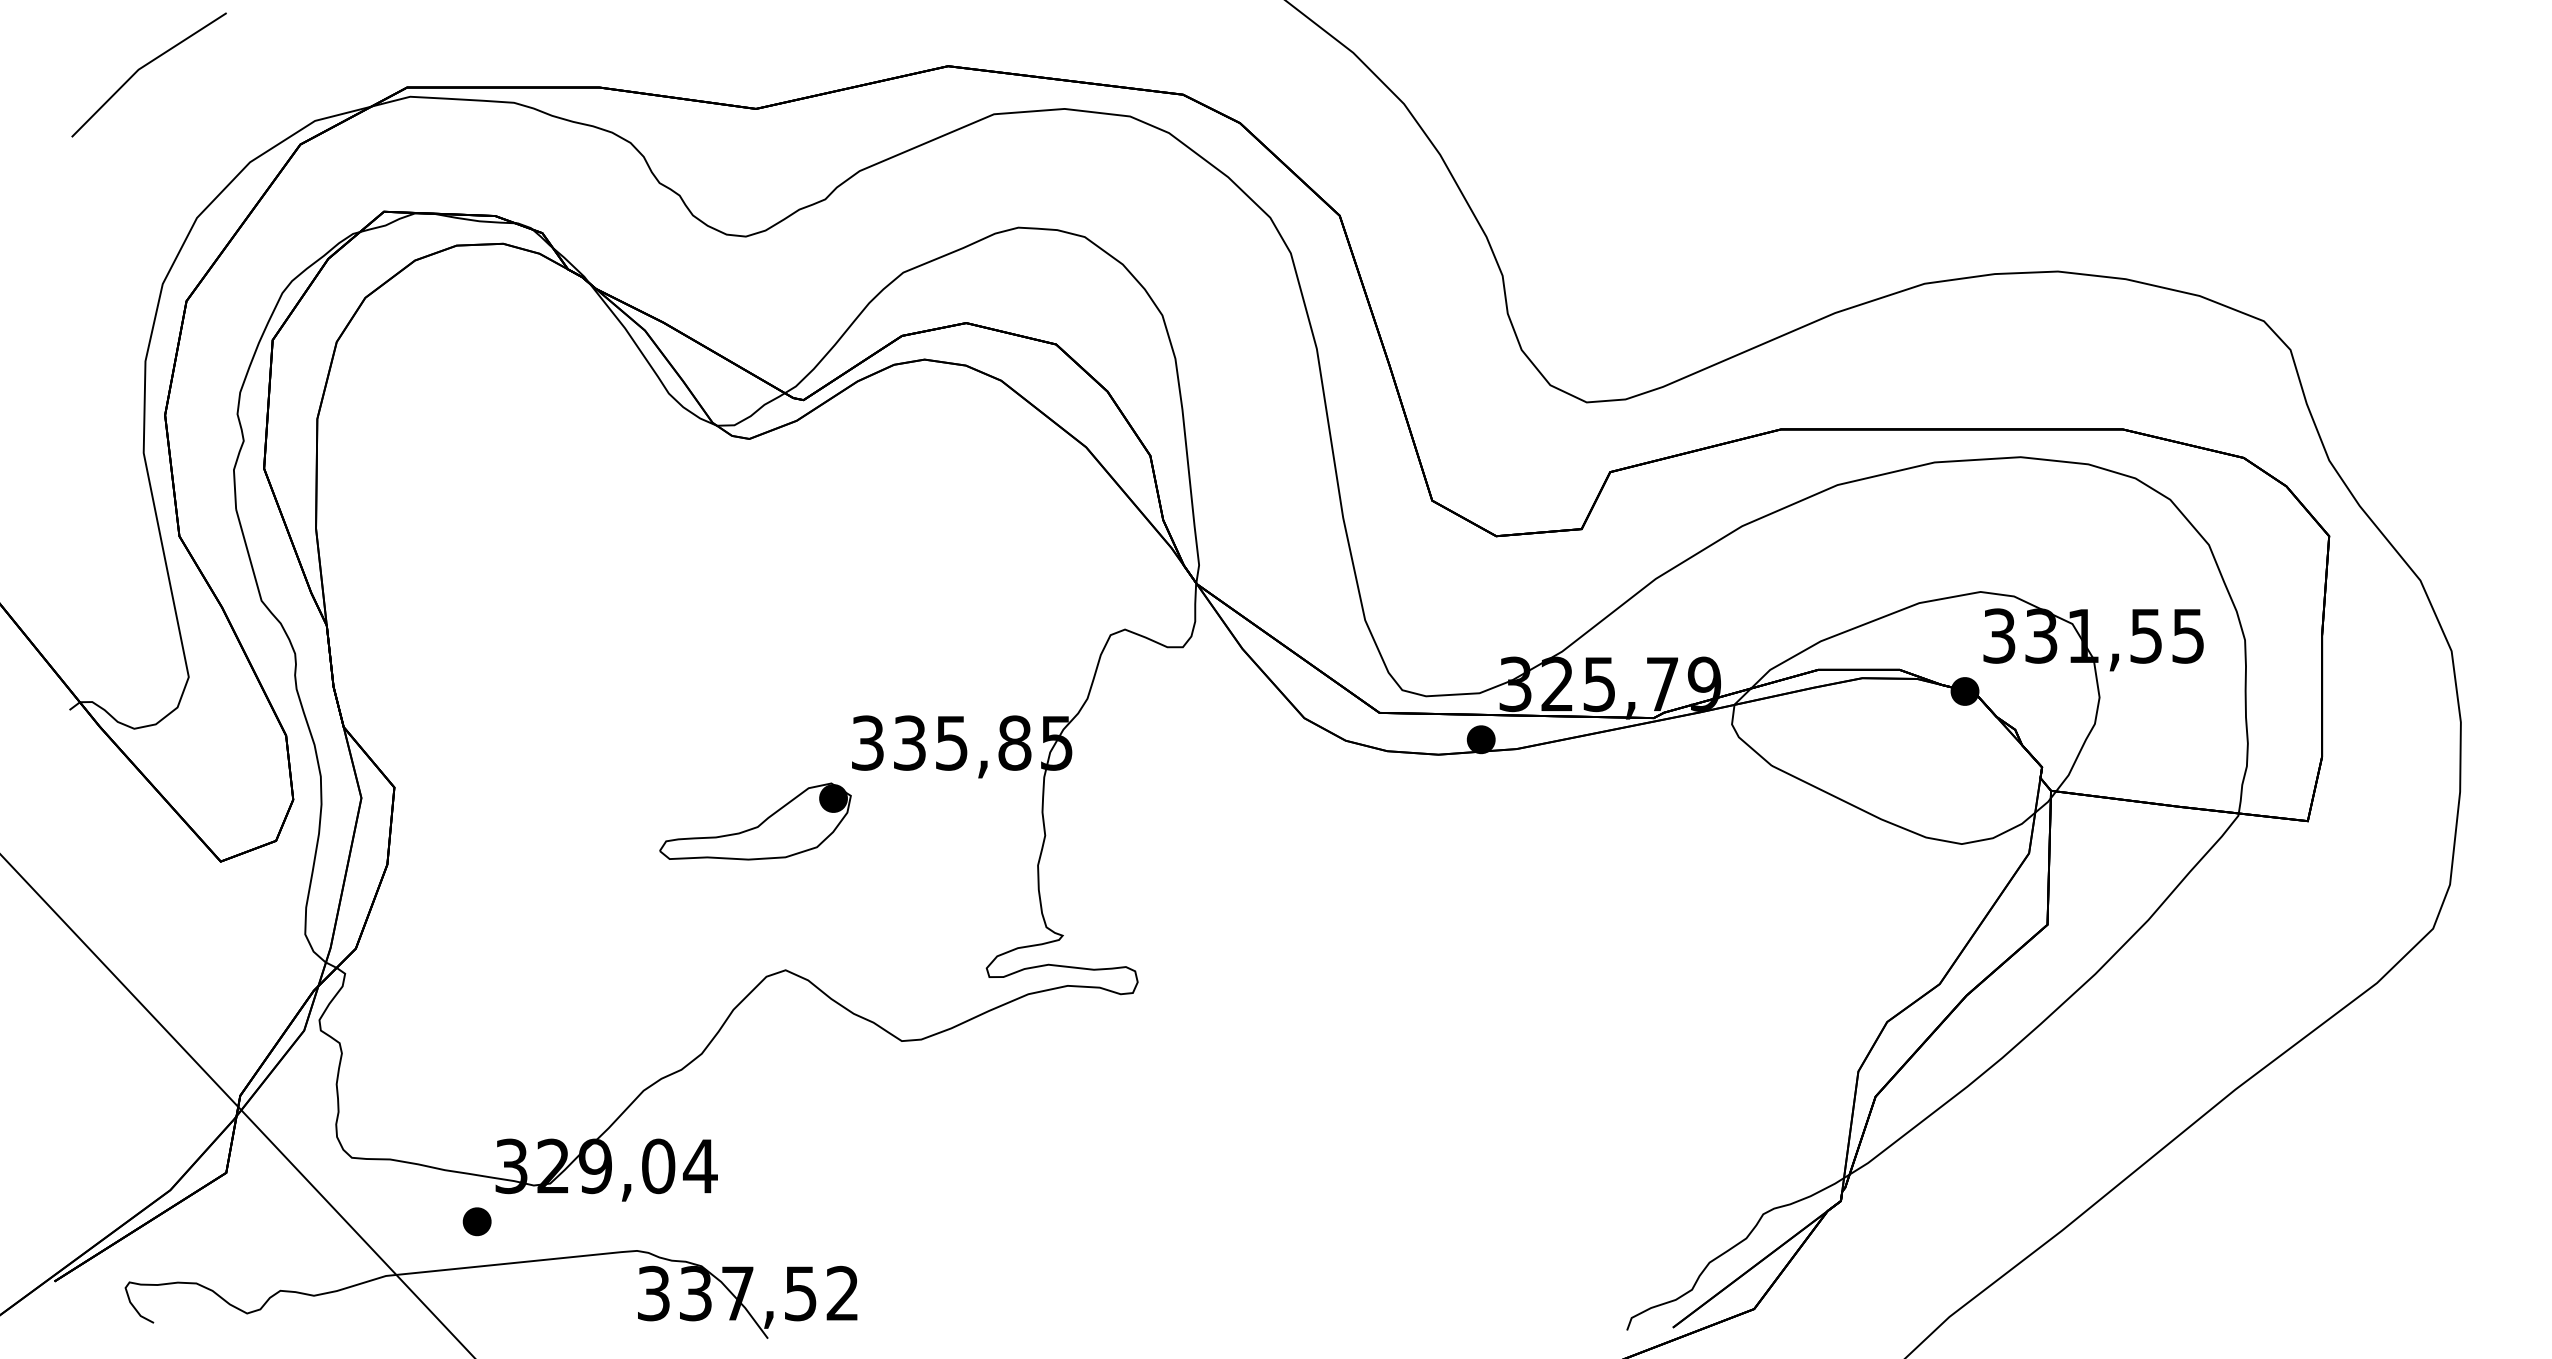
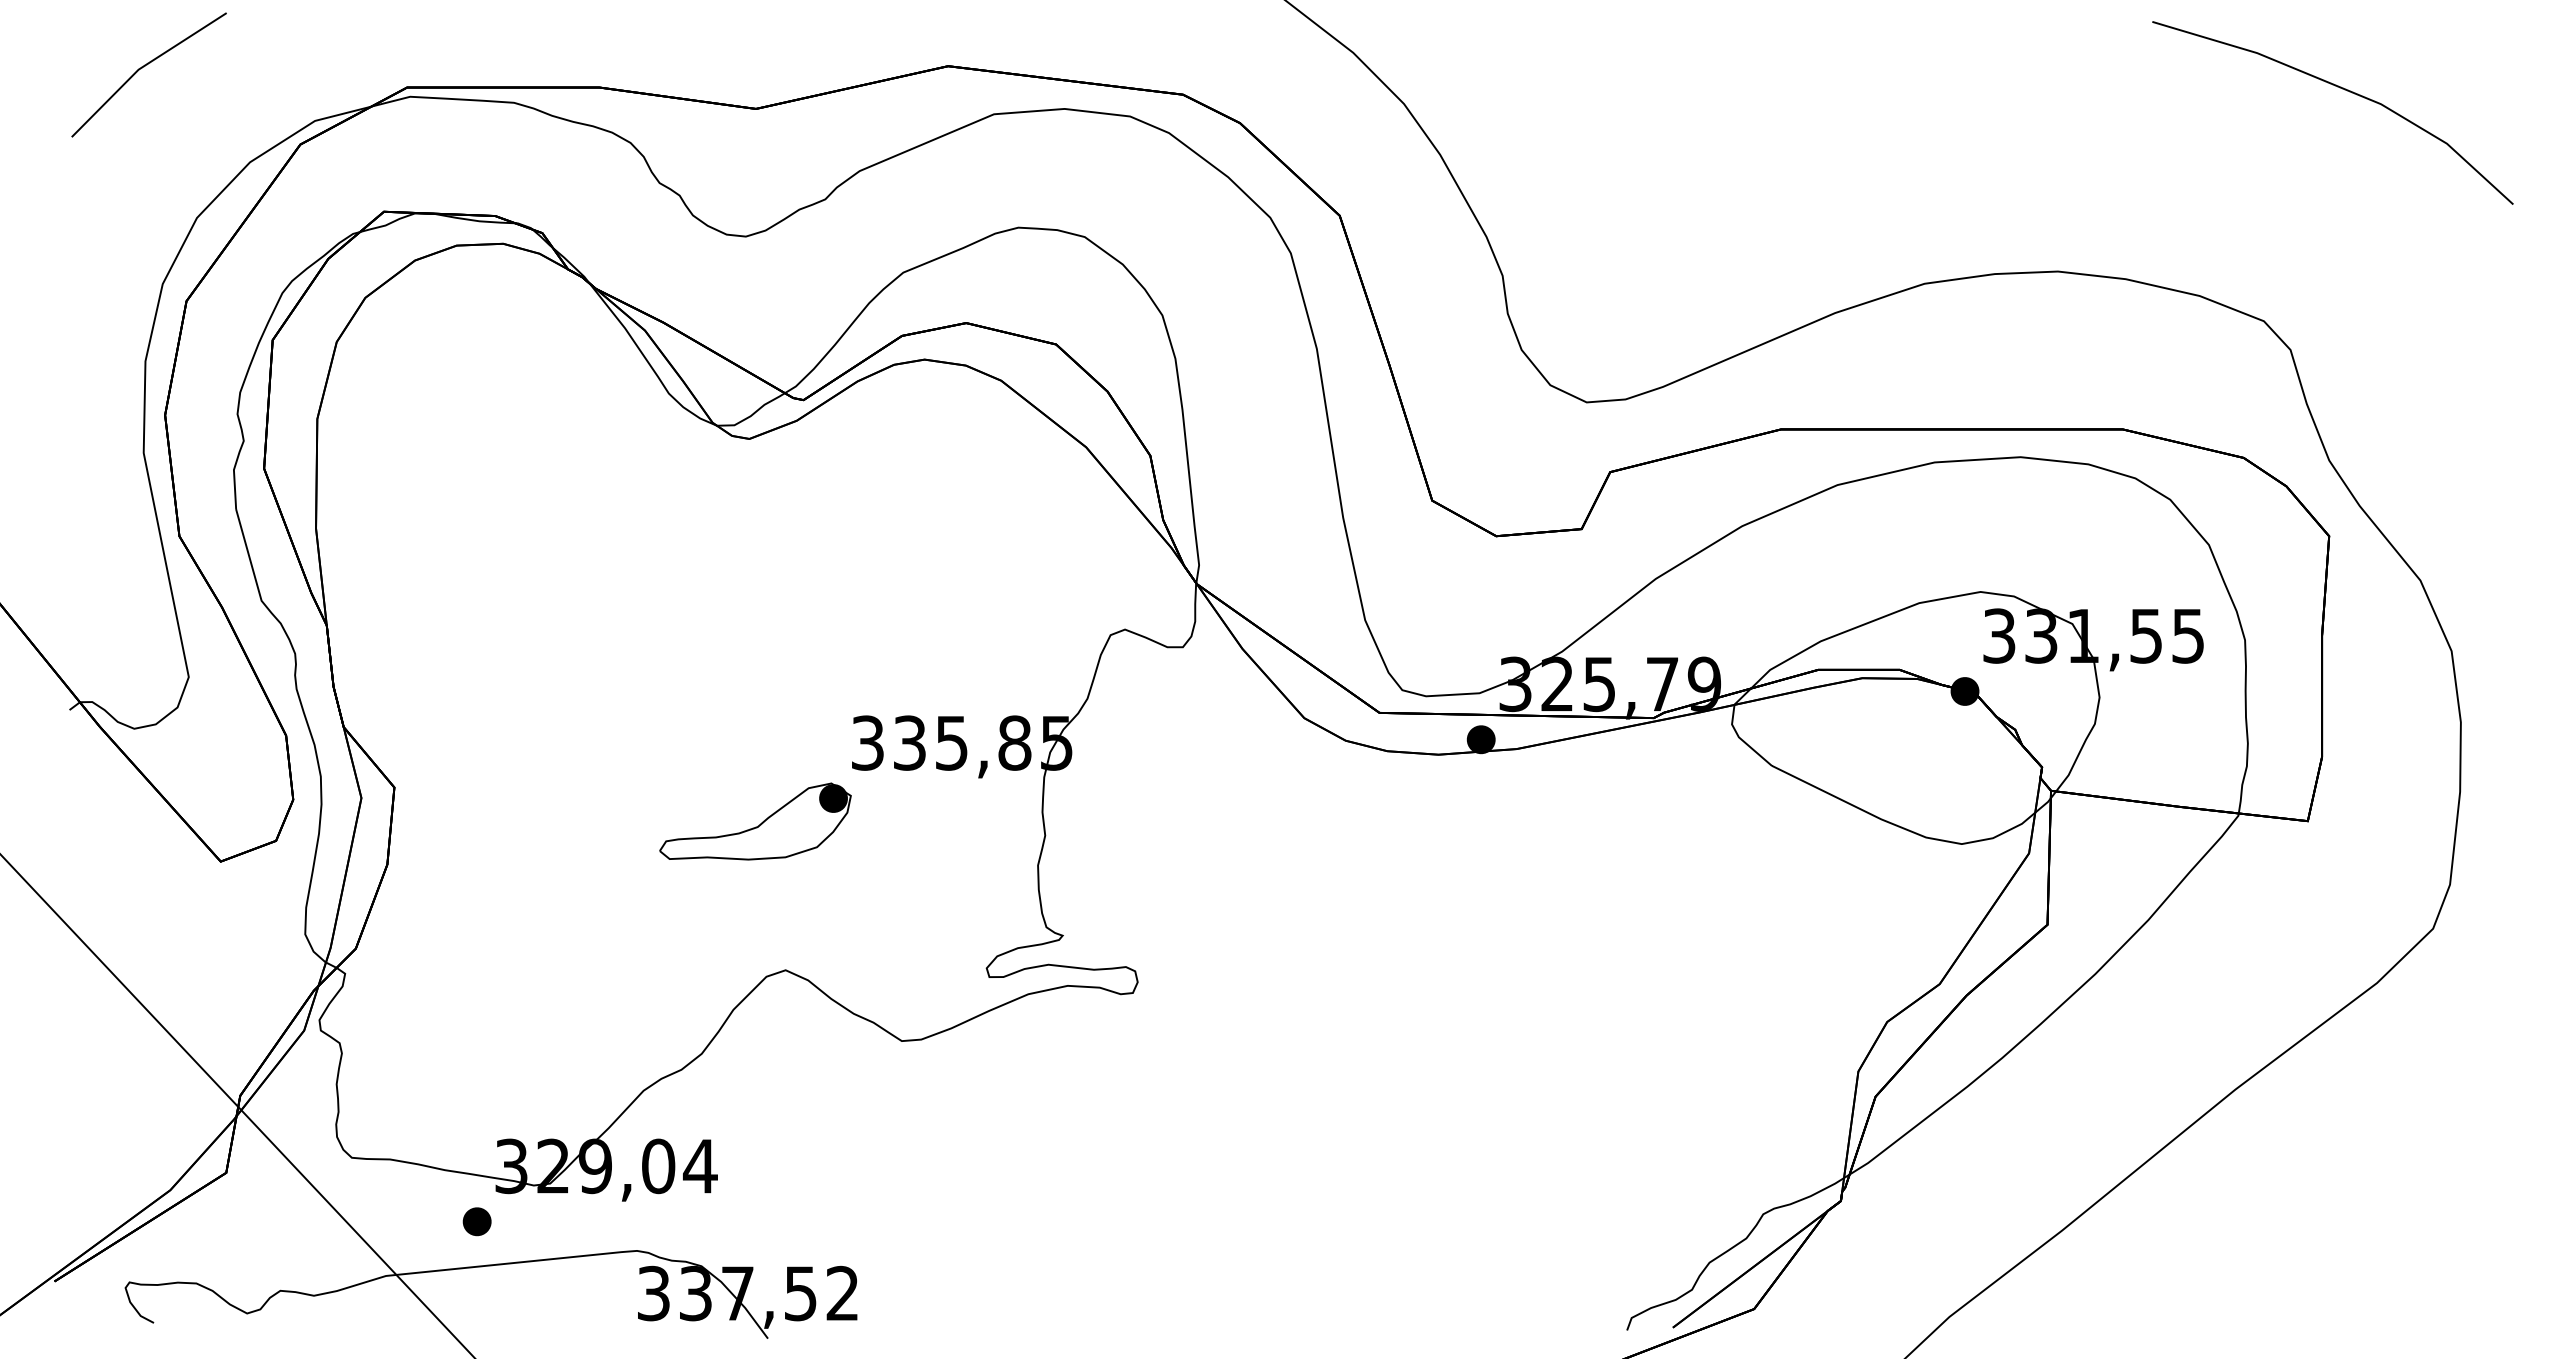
line: none -> present (2344, 90)
